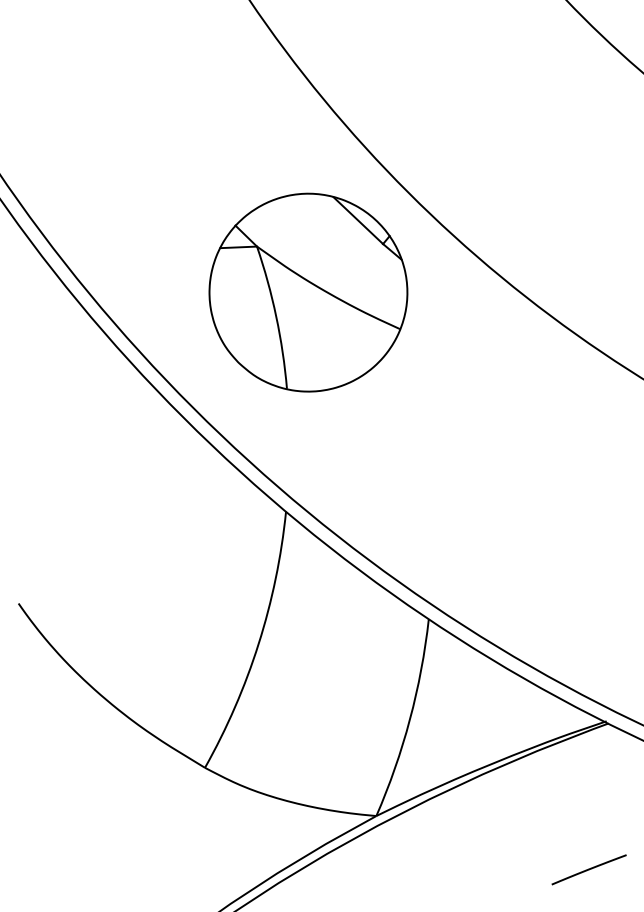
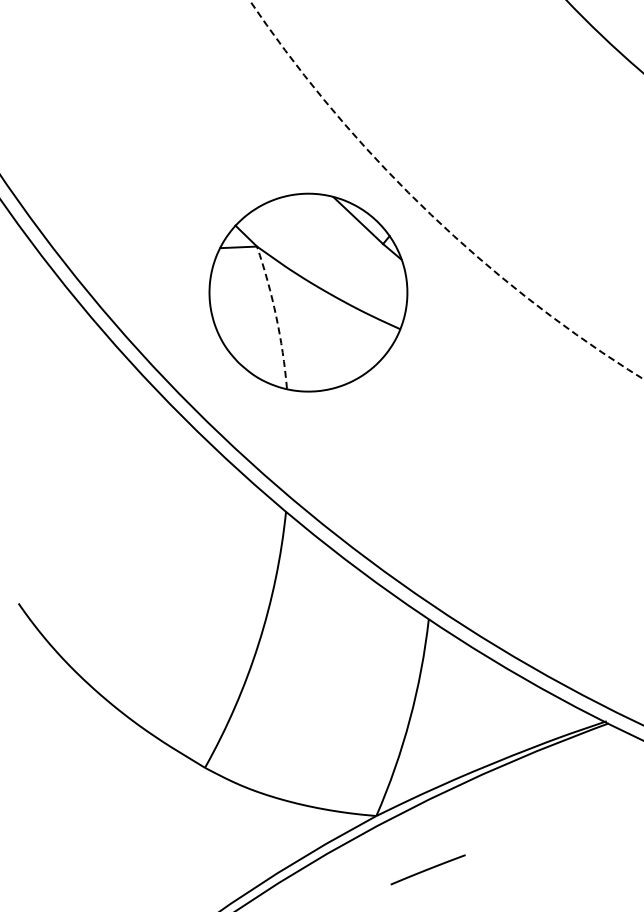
circle: solid -> dashed (446, 189)
arc: solid -> dashed (276, 316)
line position: (588, 869) -> (427, 869) (427, 869)
